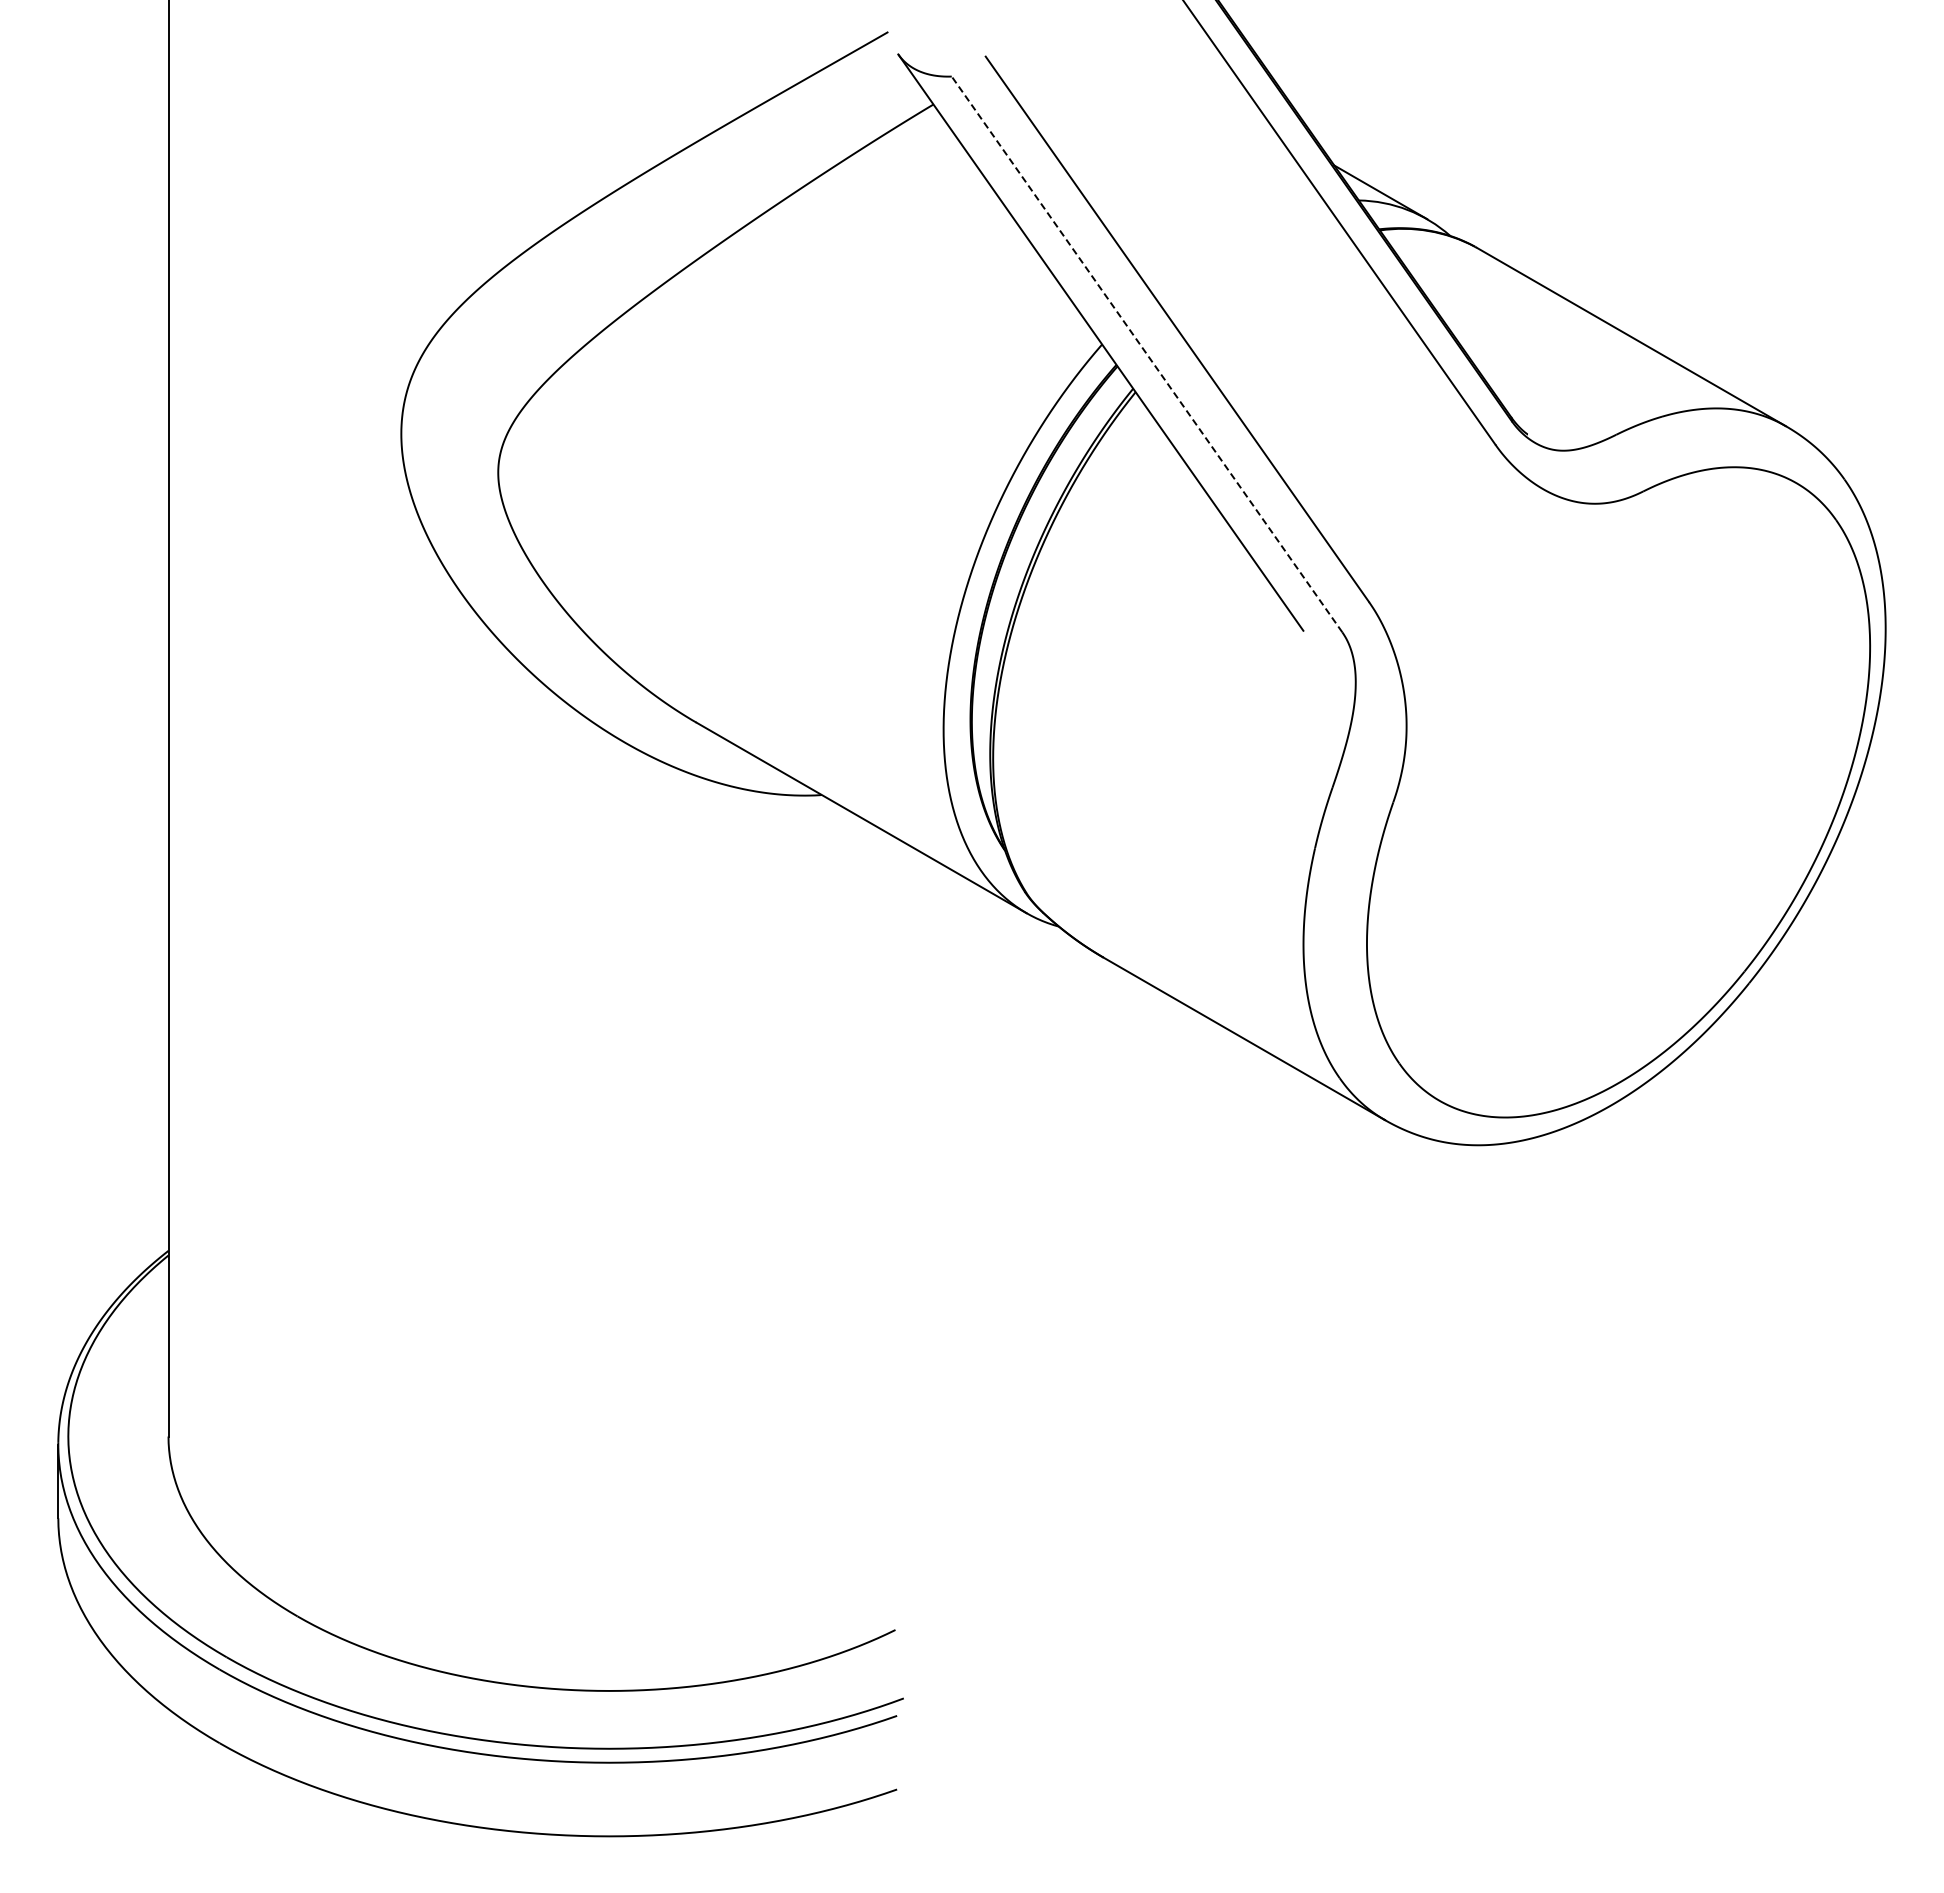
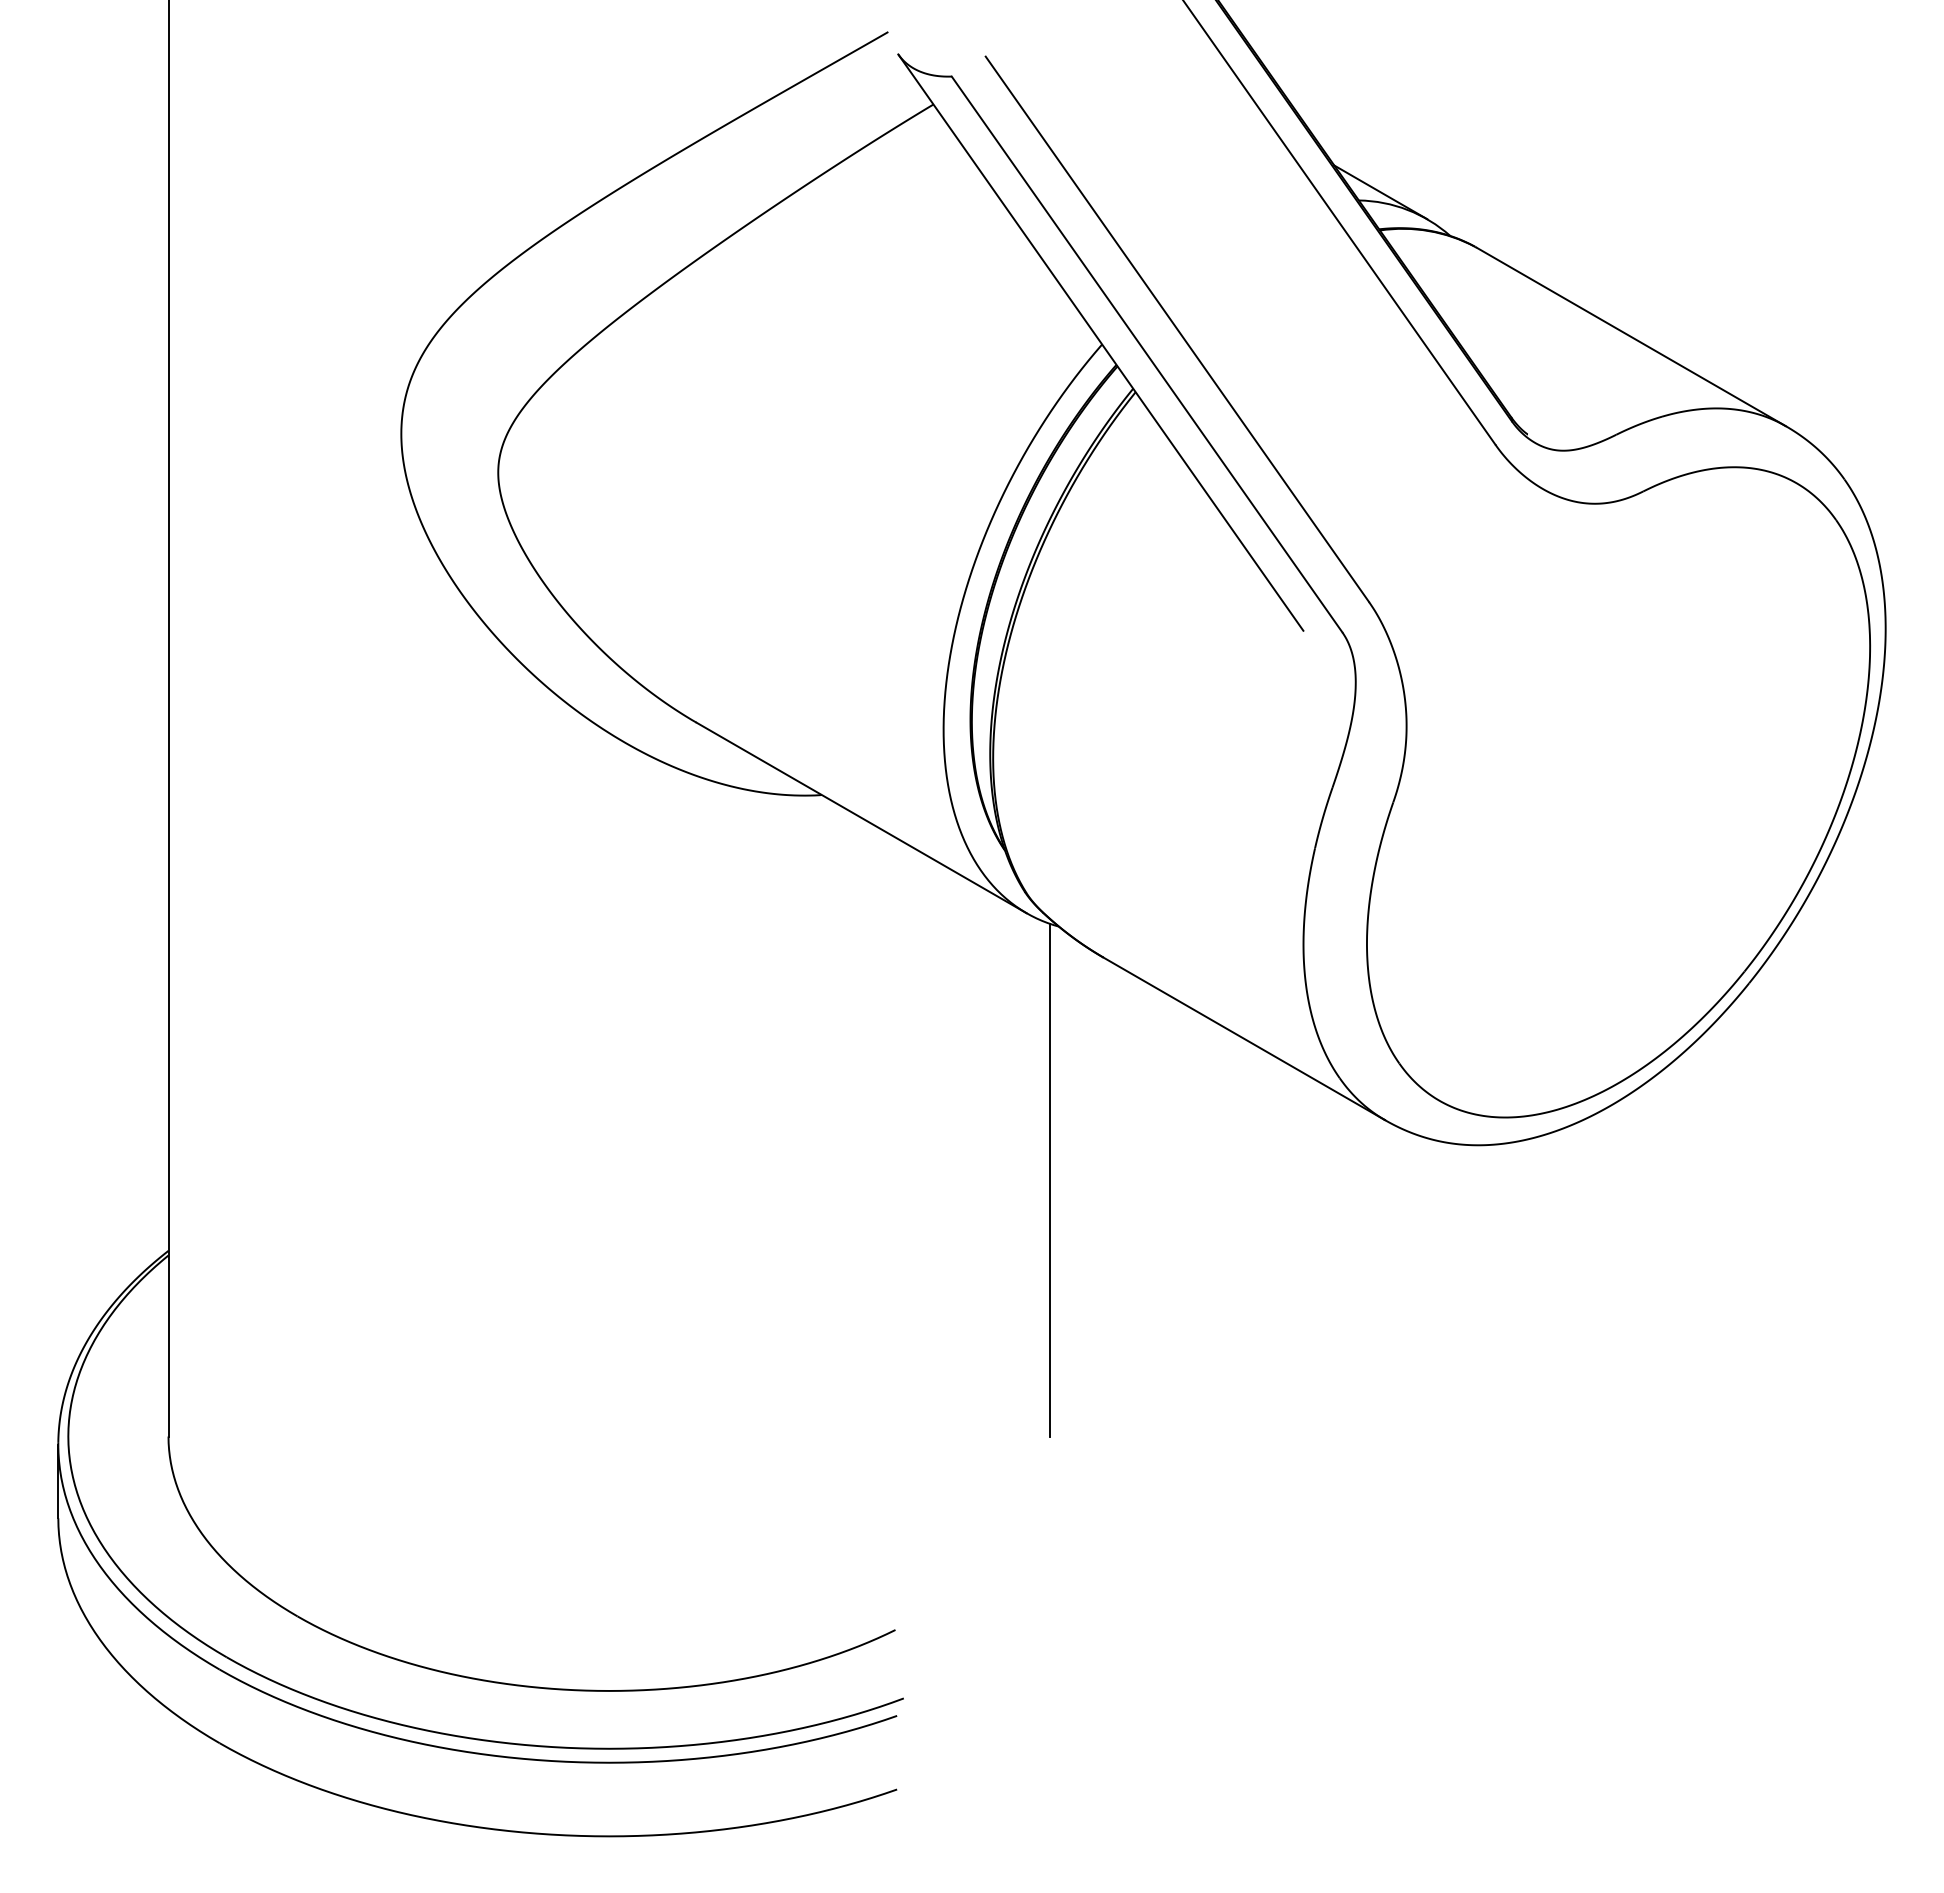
line: dashed -> solid (1147, 354)
line: none -> present (1050, 1179)
